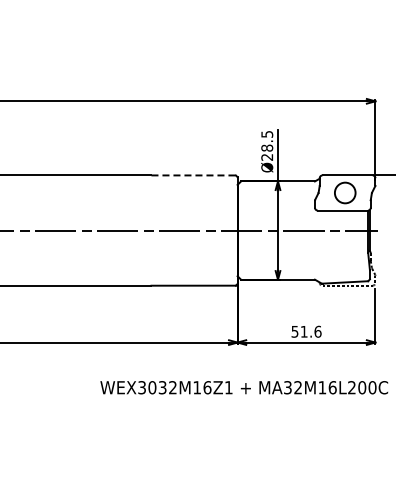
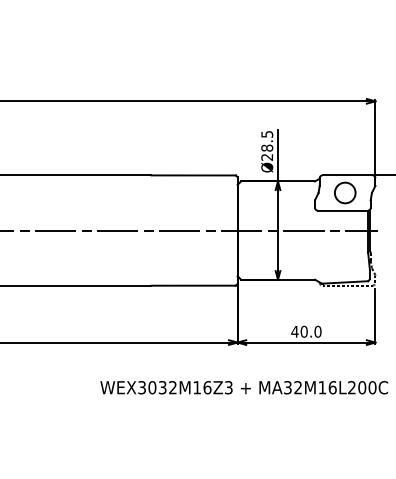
line: dashed -> solid (194, 175)
text: 51.6 -> 40.0 (306, 331)
text: WEX3032M16Z1 -> WEX3032M16Z3 (228, 387)
